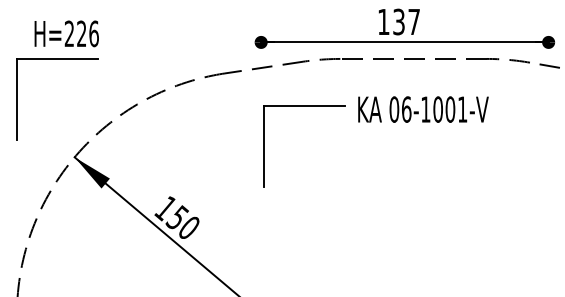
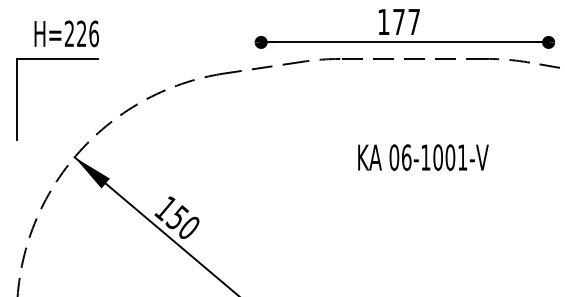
text: 137 -> 177 (398, 21)
part: present -> none (304, 106)
text position: (423, 109) -> (423, 157) (423, 157)
